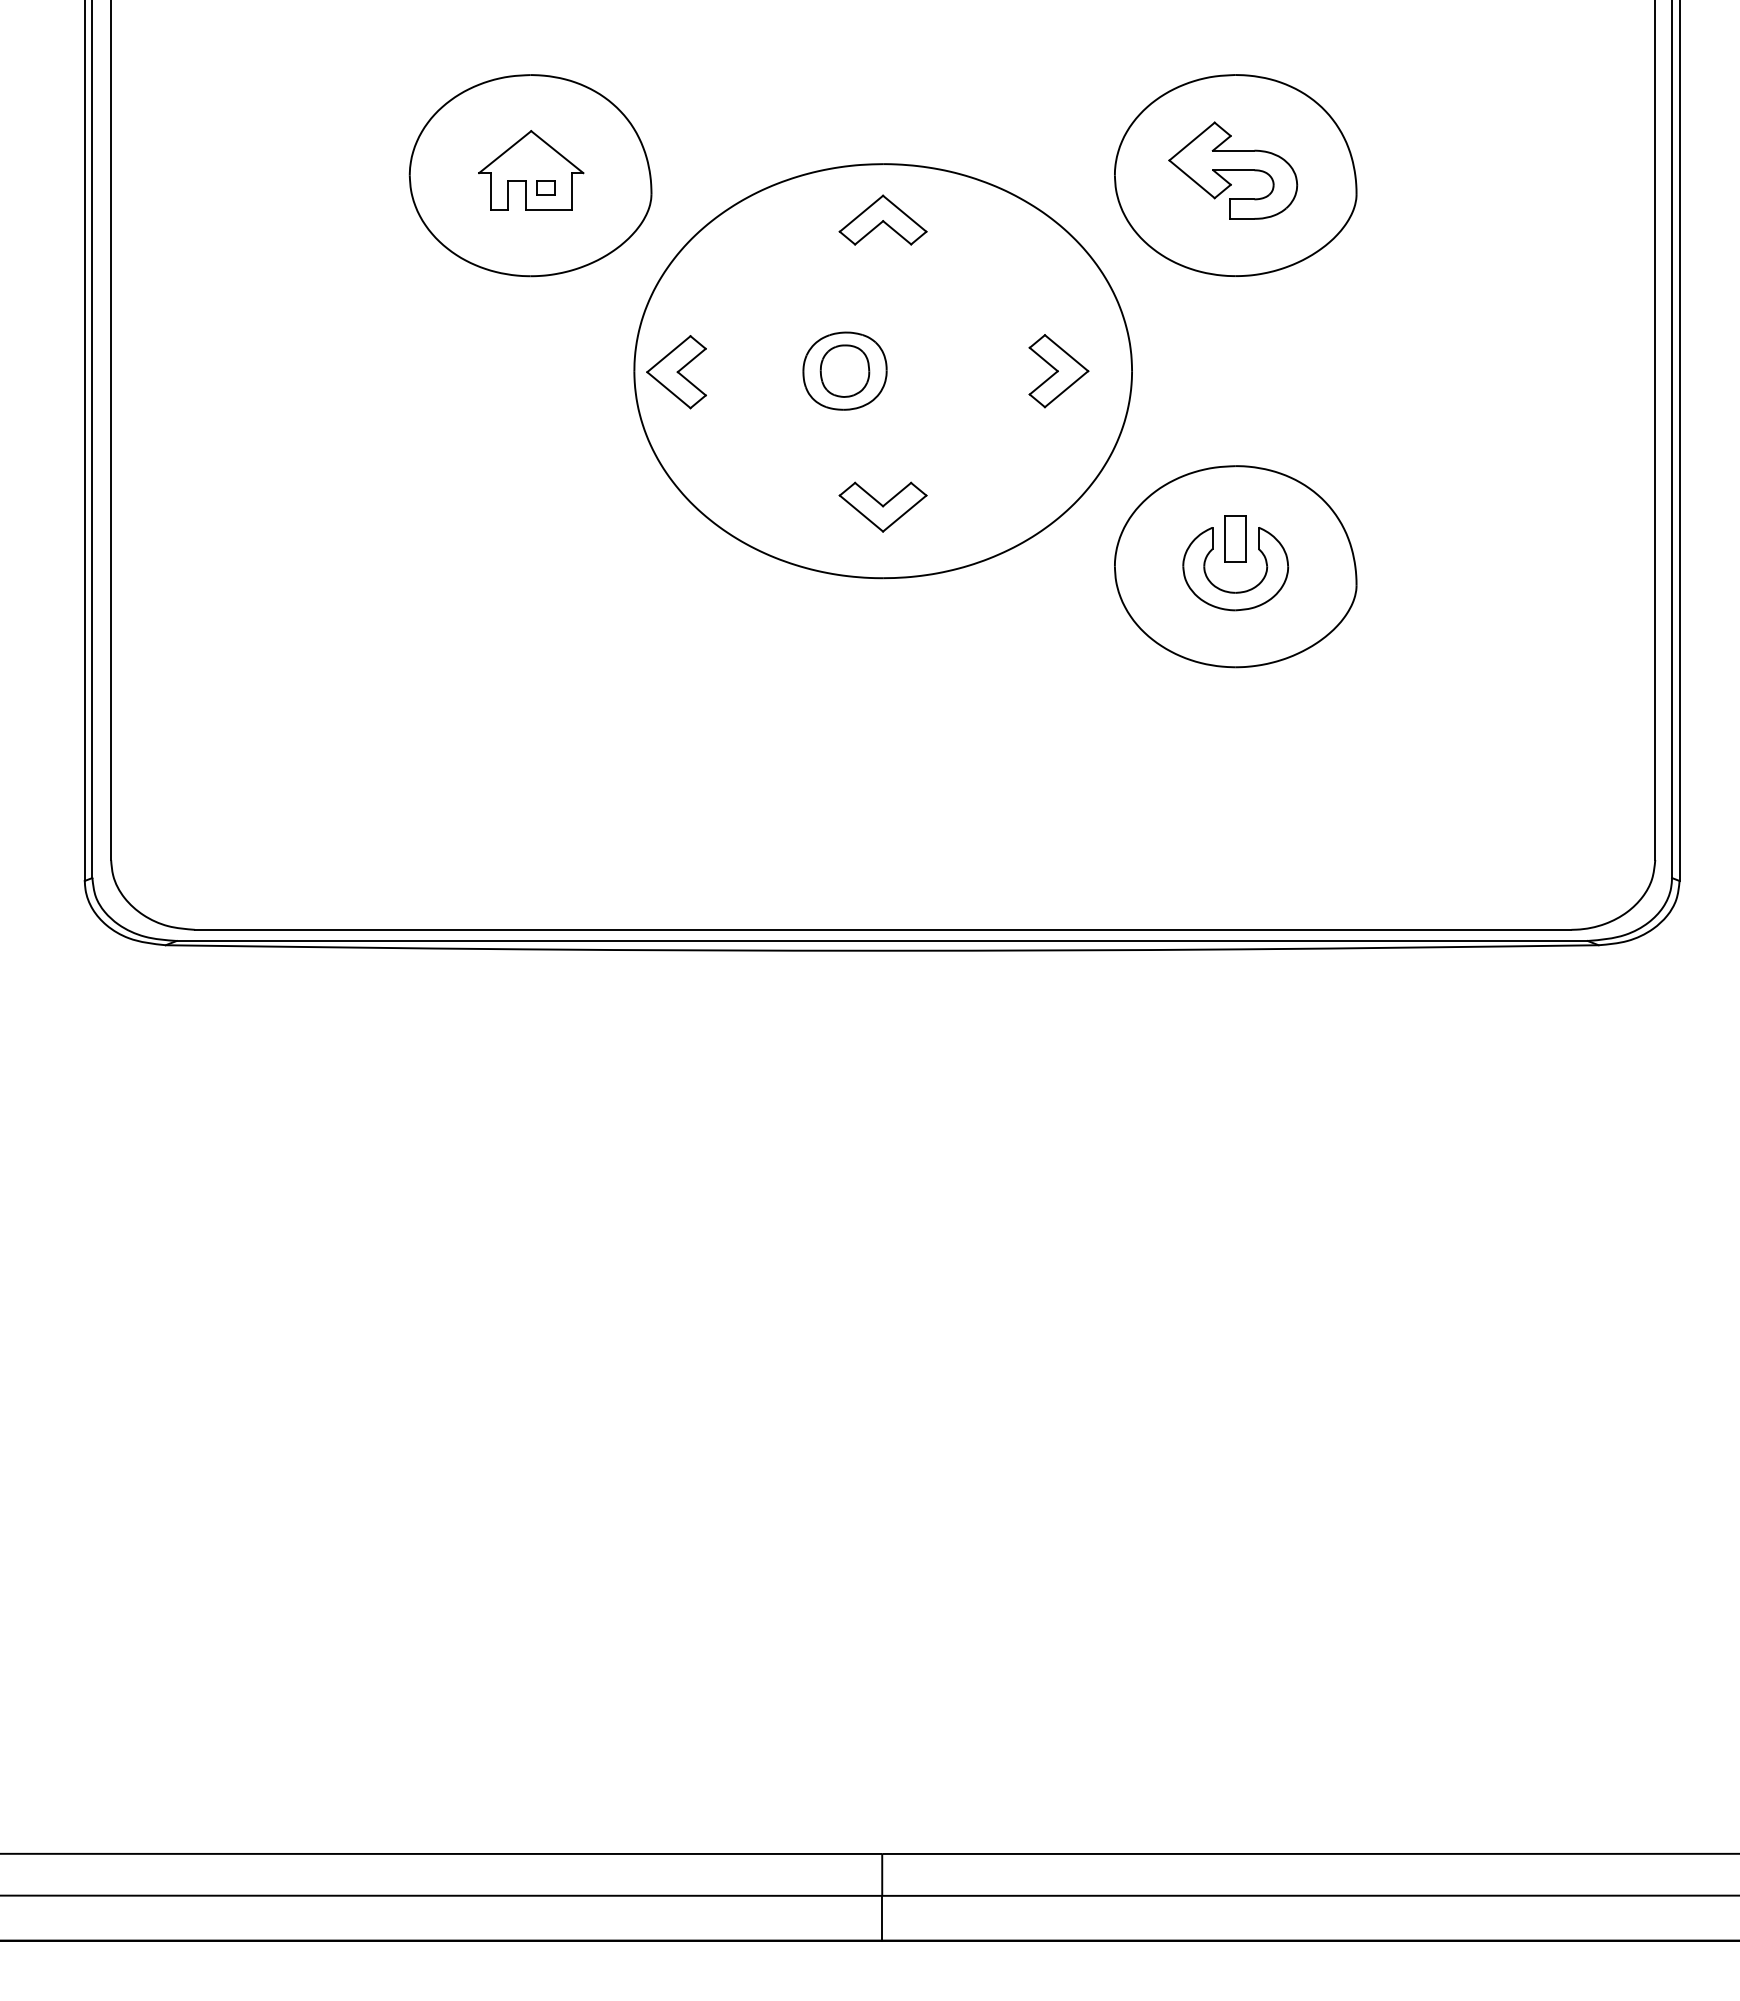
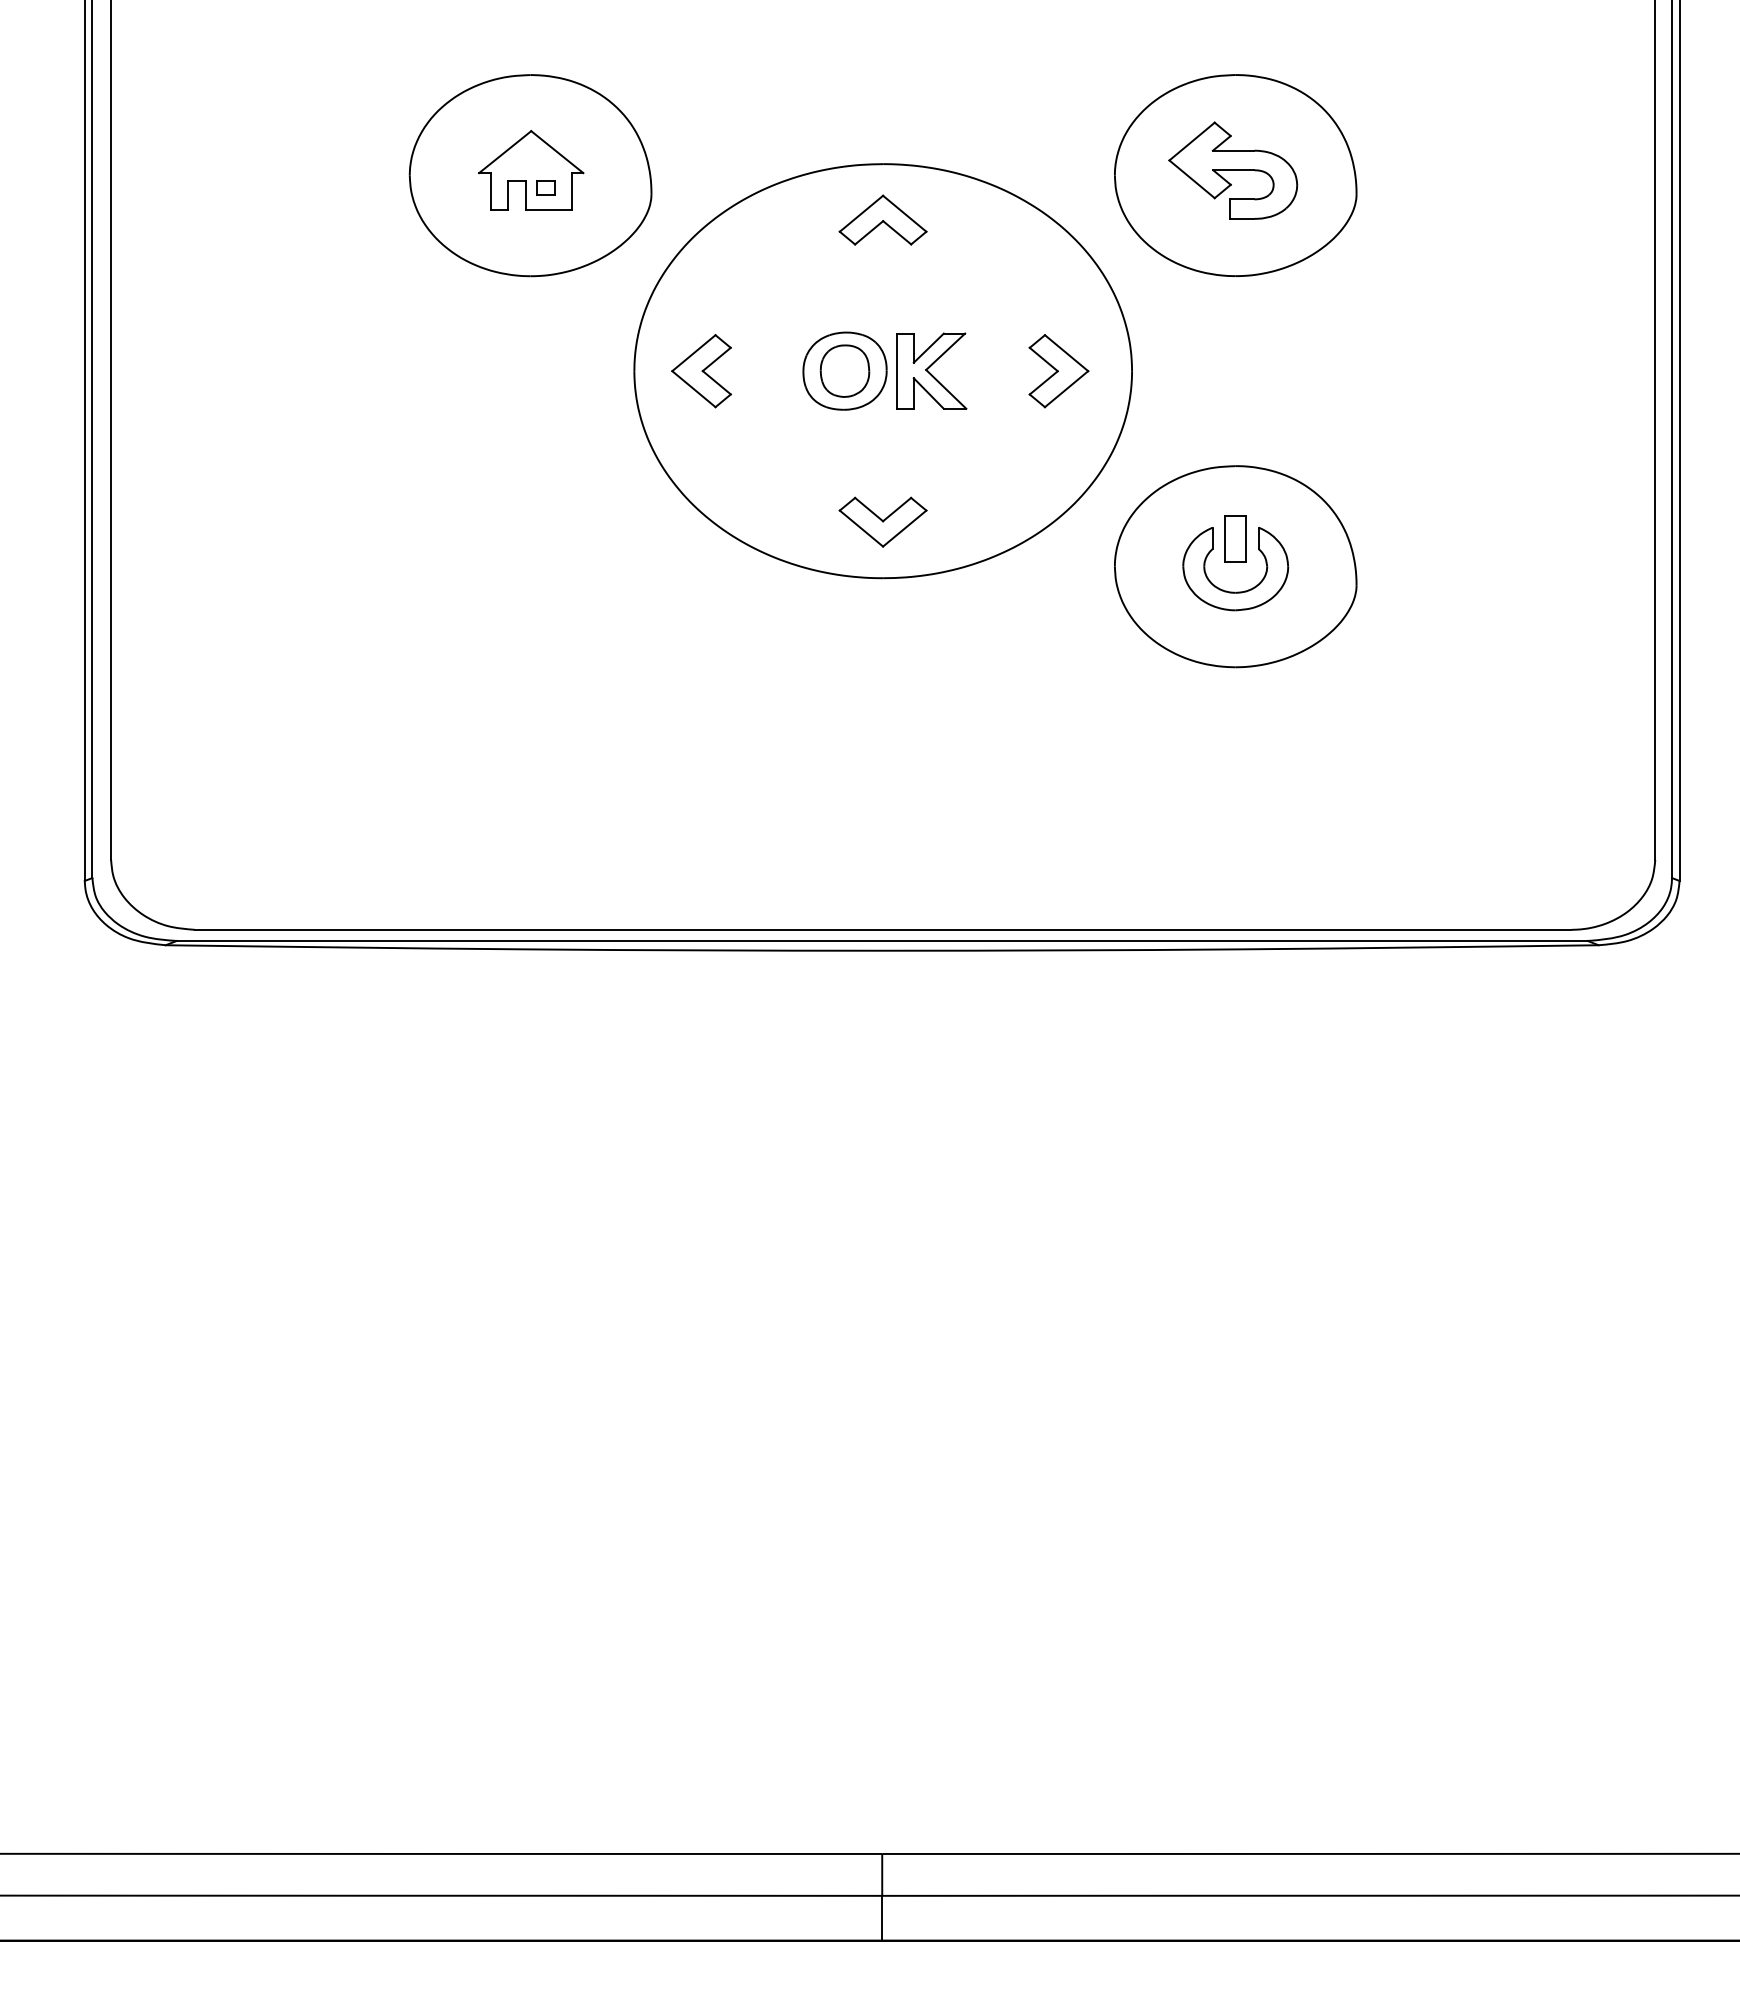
part: none -> present (931, 370)
part position: (676, 372) -> (701, 371) (701, 371)
part position: (882, 506) -> (882, 521) (882, 521)
